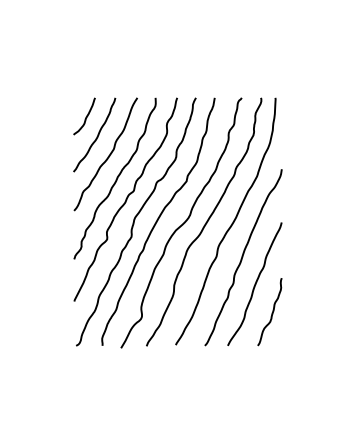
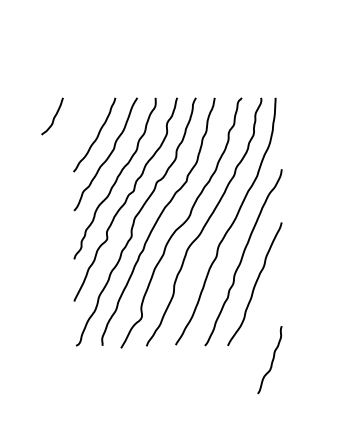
curve position: (85, 117) -> (53, 117) (53, 117)
curve position: (271, 313) -> (271, 361) (271, 361)
